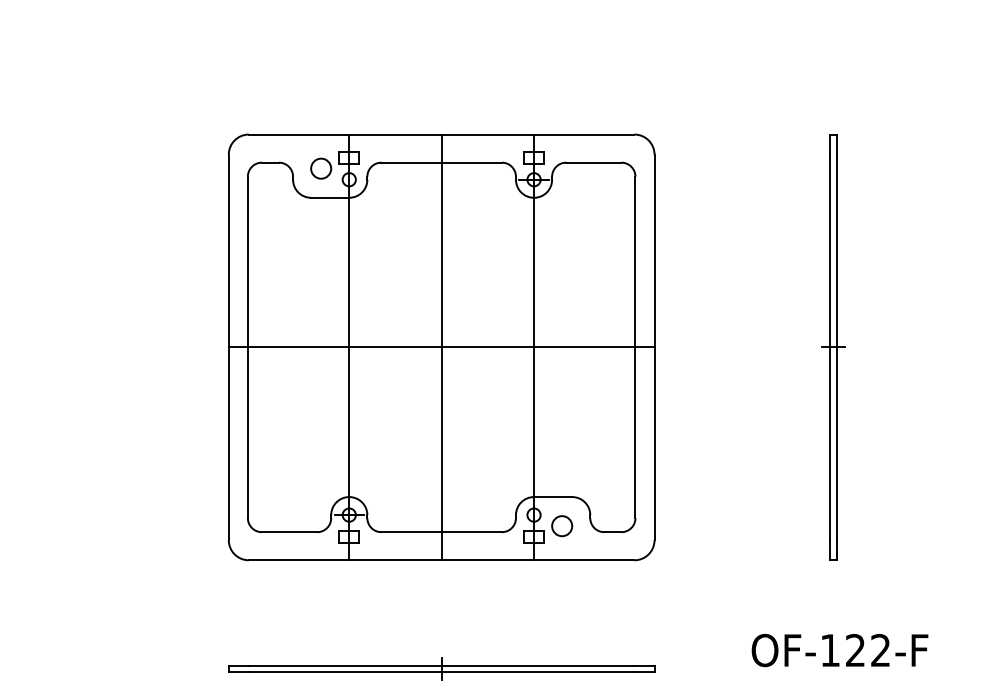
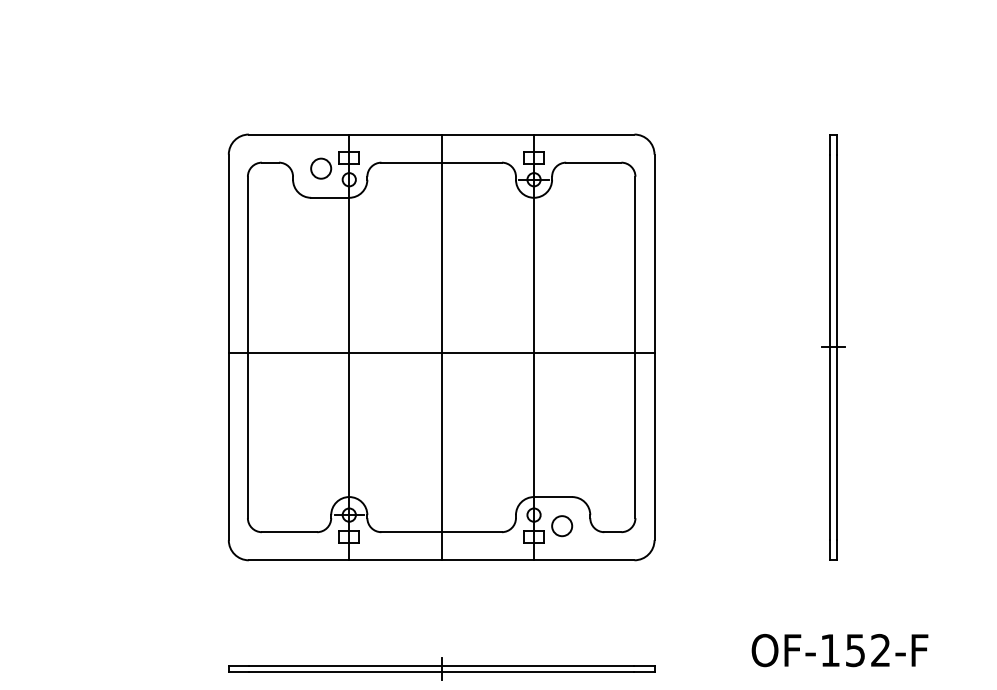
line position: (441, 347) -> (441, 353) (441, 353)
text: OF-122-F -> OF-152-F (855, 650)
